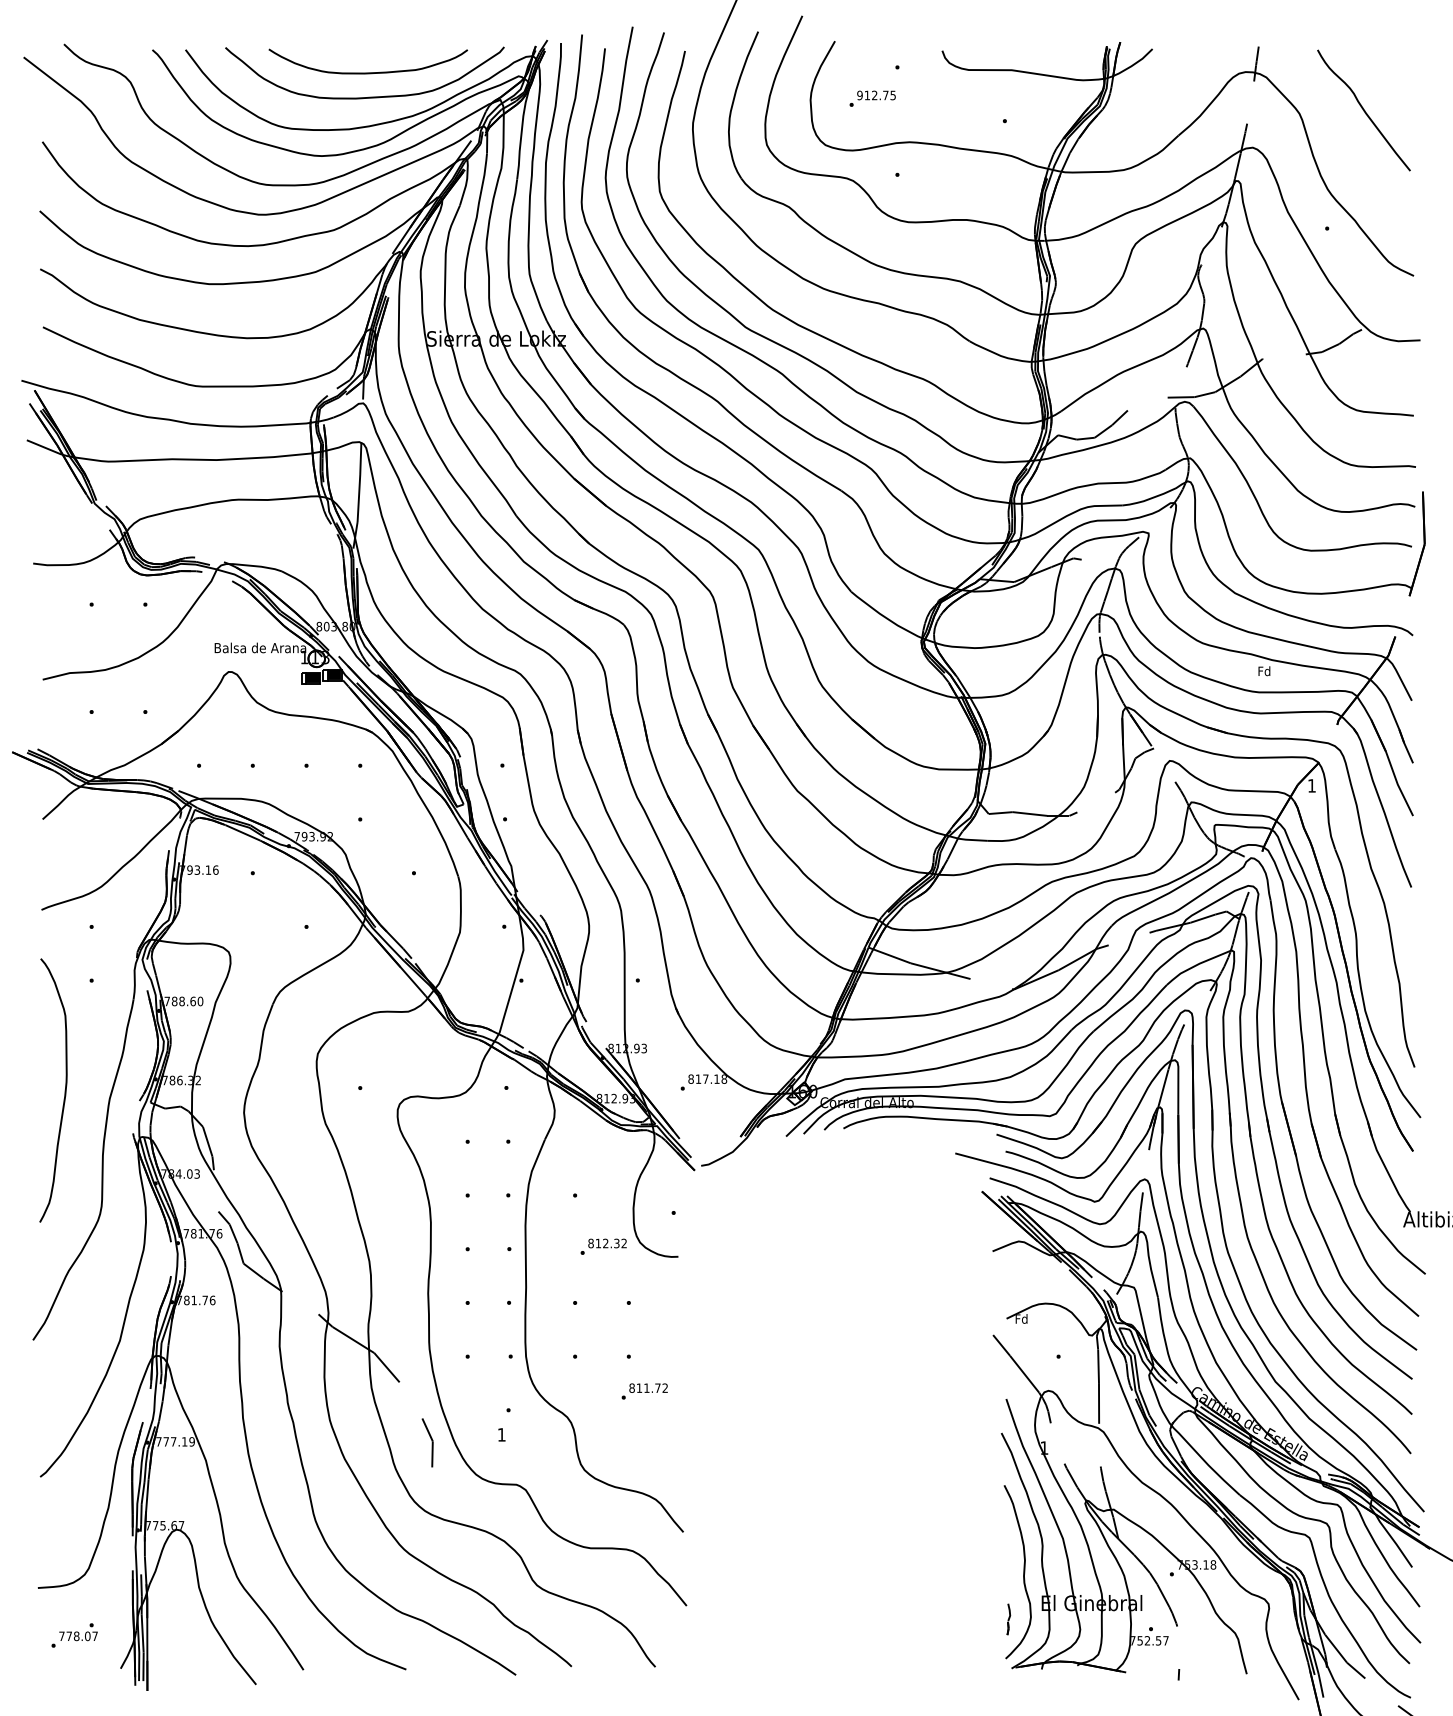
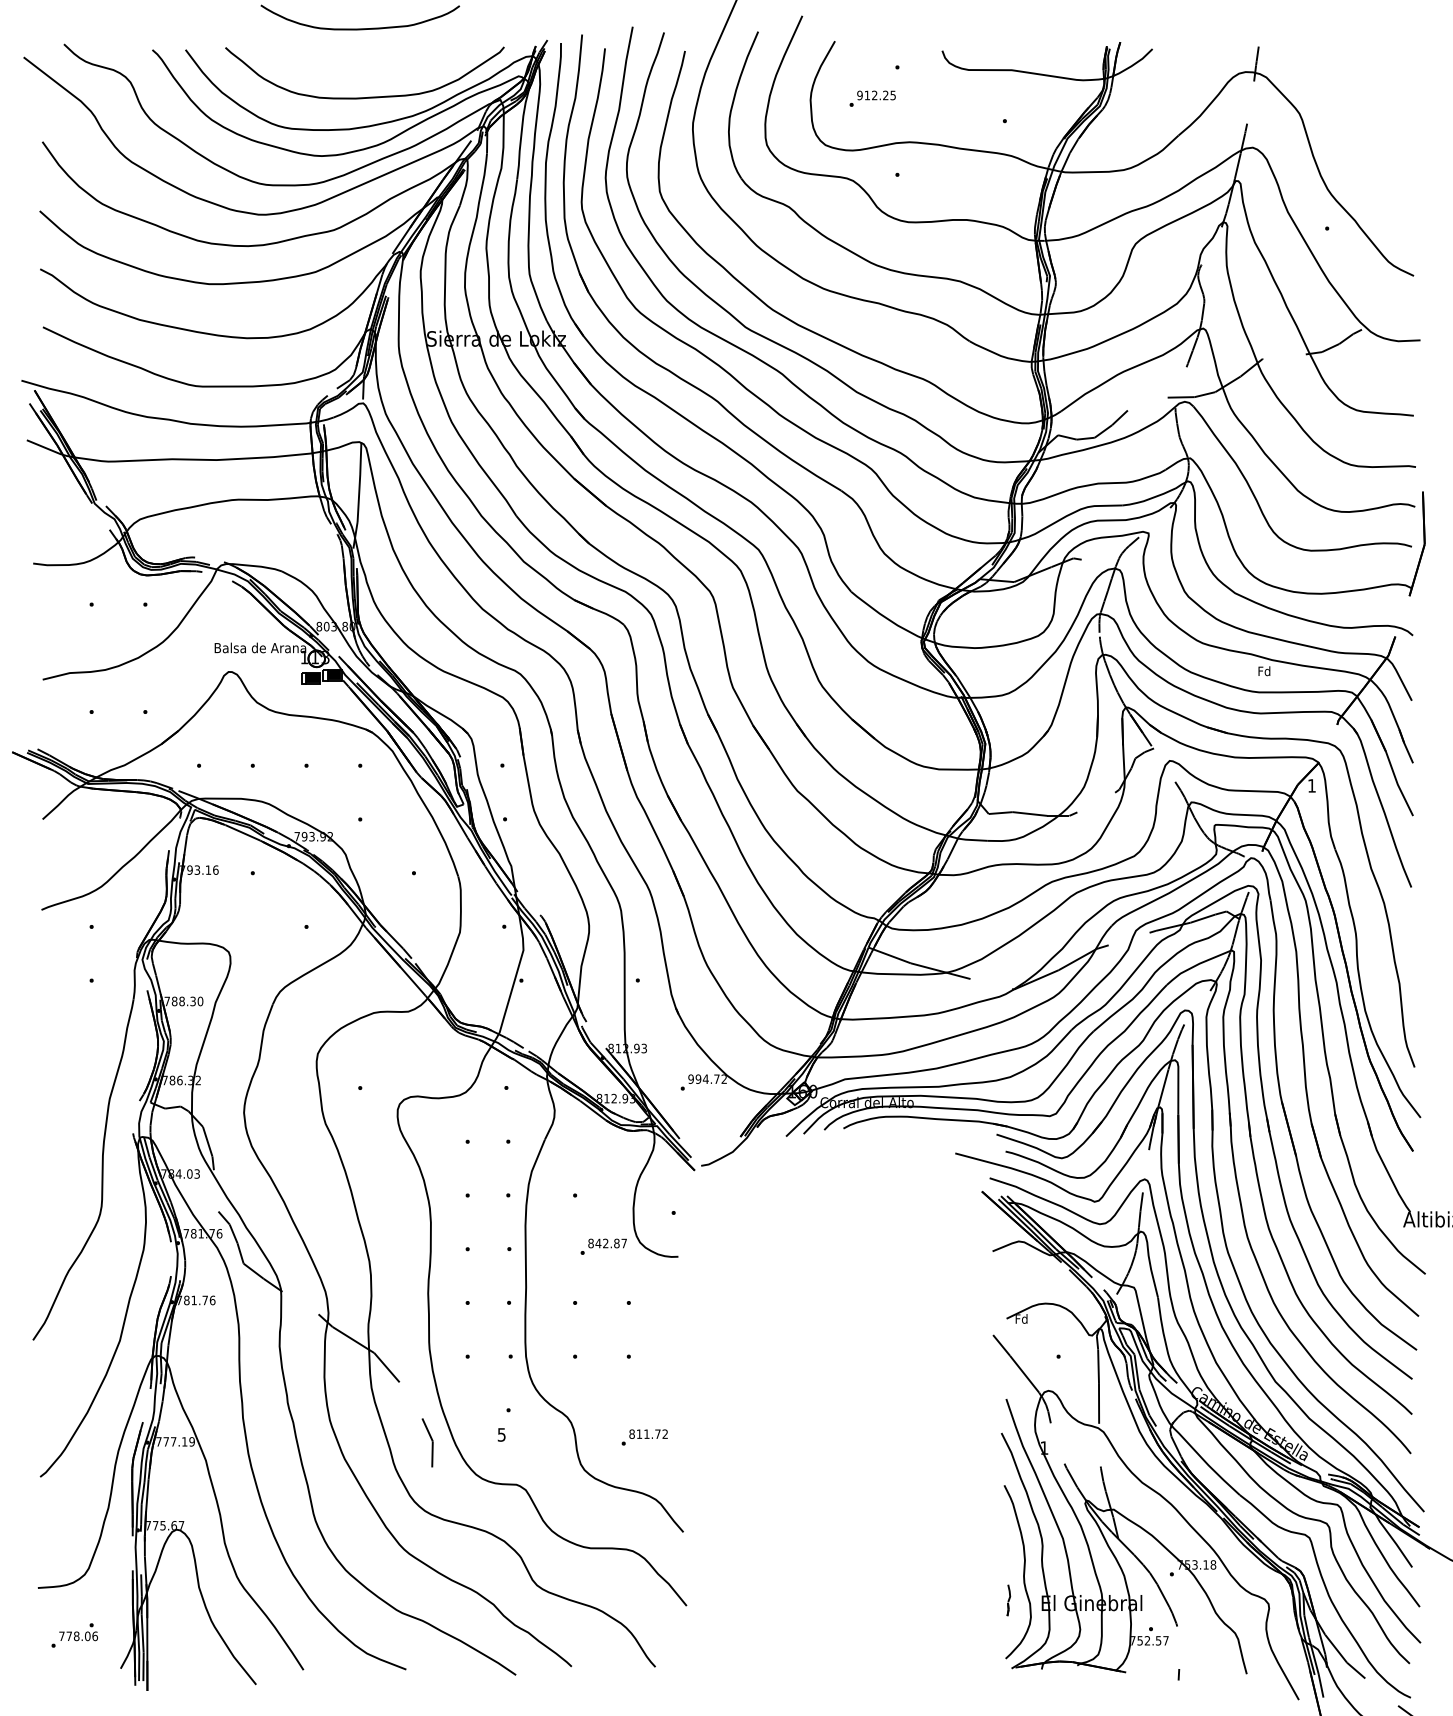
curve position: (368, 72) -> (360, 28) (360, 28)
text: 912.75 -> 912.25 (885, 95)
curve: present -> none (1363, 110)
text: 788.60 -> 788.30 (192, 1001)
text: 817.18 -> 994.72 (707, 1078)
curve: present -> none (64, 1090)
text: 812.32 -> 842.87 (610, 1243)
text position: (644, 1391) -> (644, 1437) (644, 1437)
text: 1 -> 5 (501, 1434)
part position: (1008, 1619) -> (1008, 1600) (1008, 1600)
text: 778.07 -> 778.06 (94, 1636)
